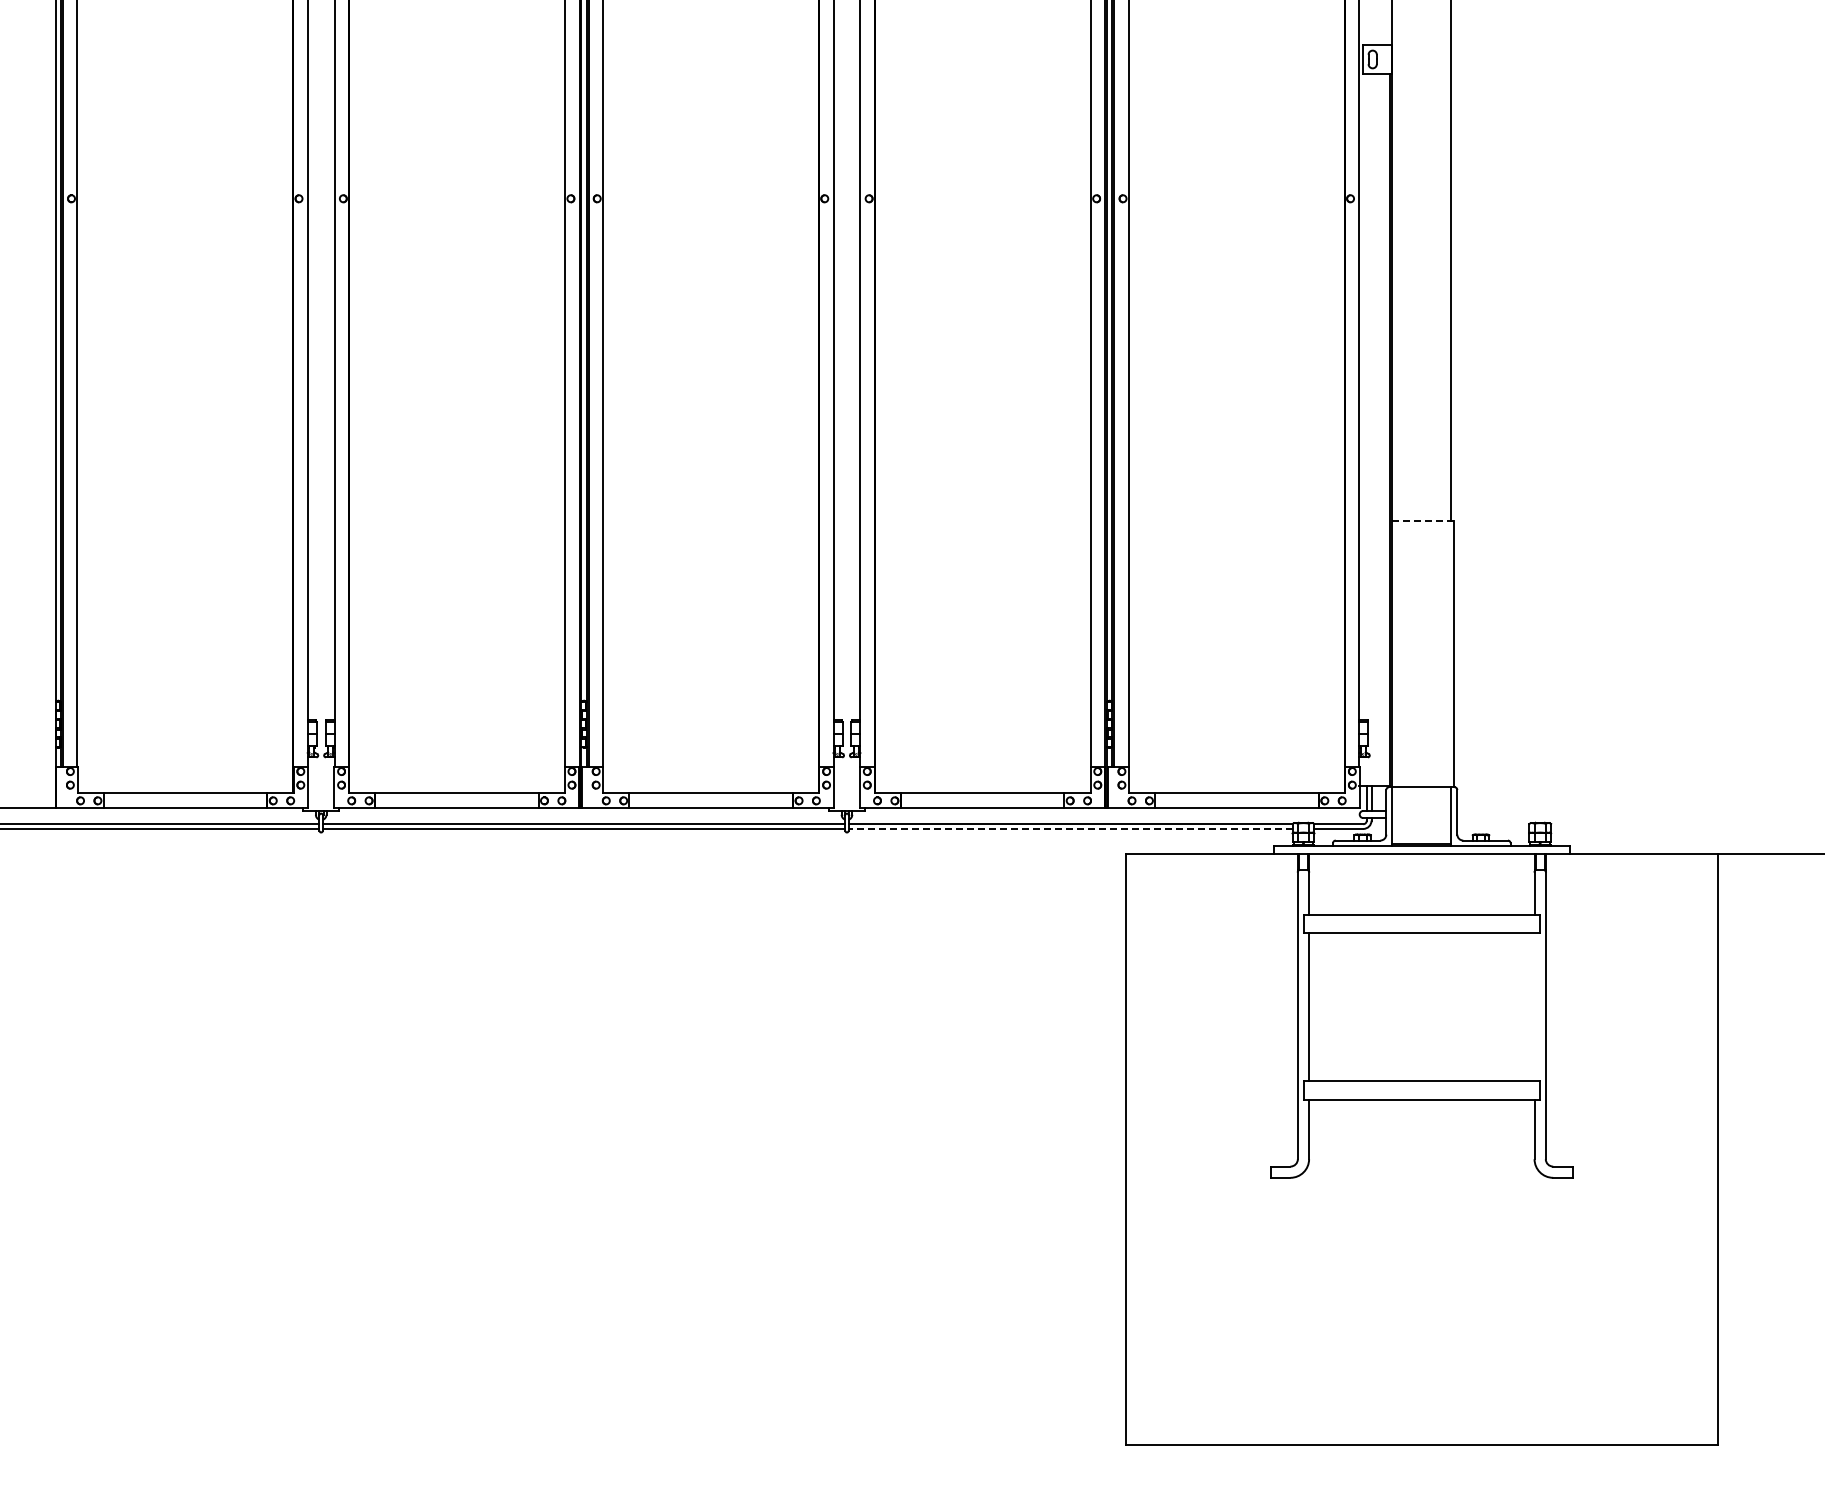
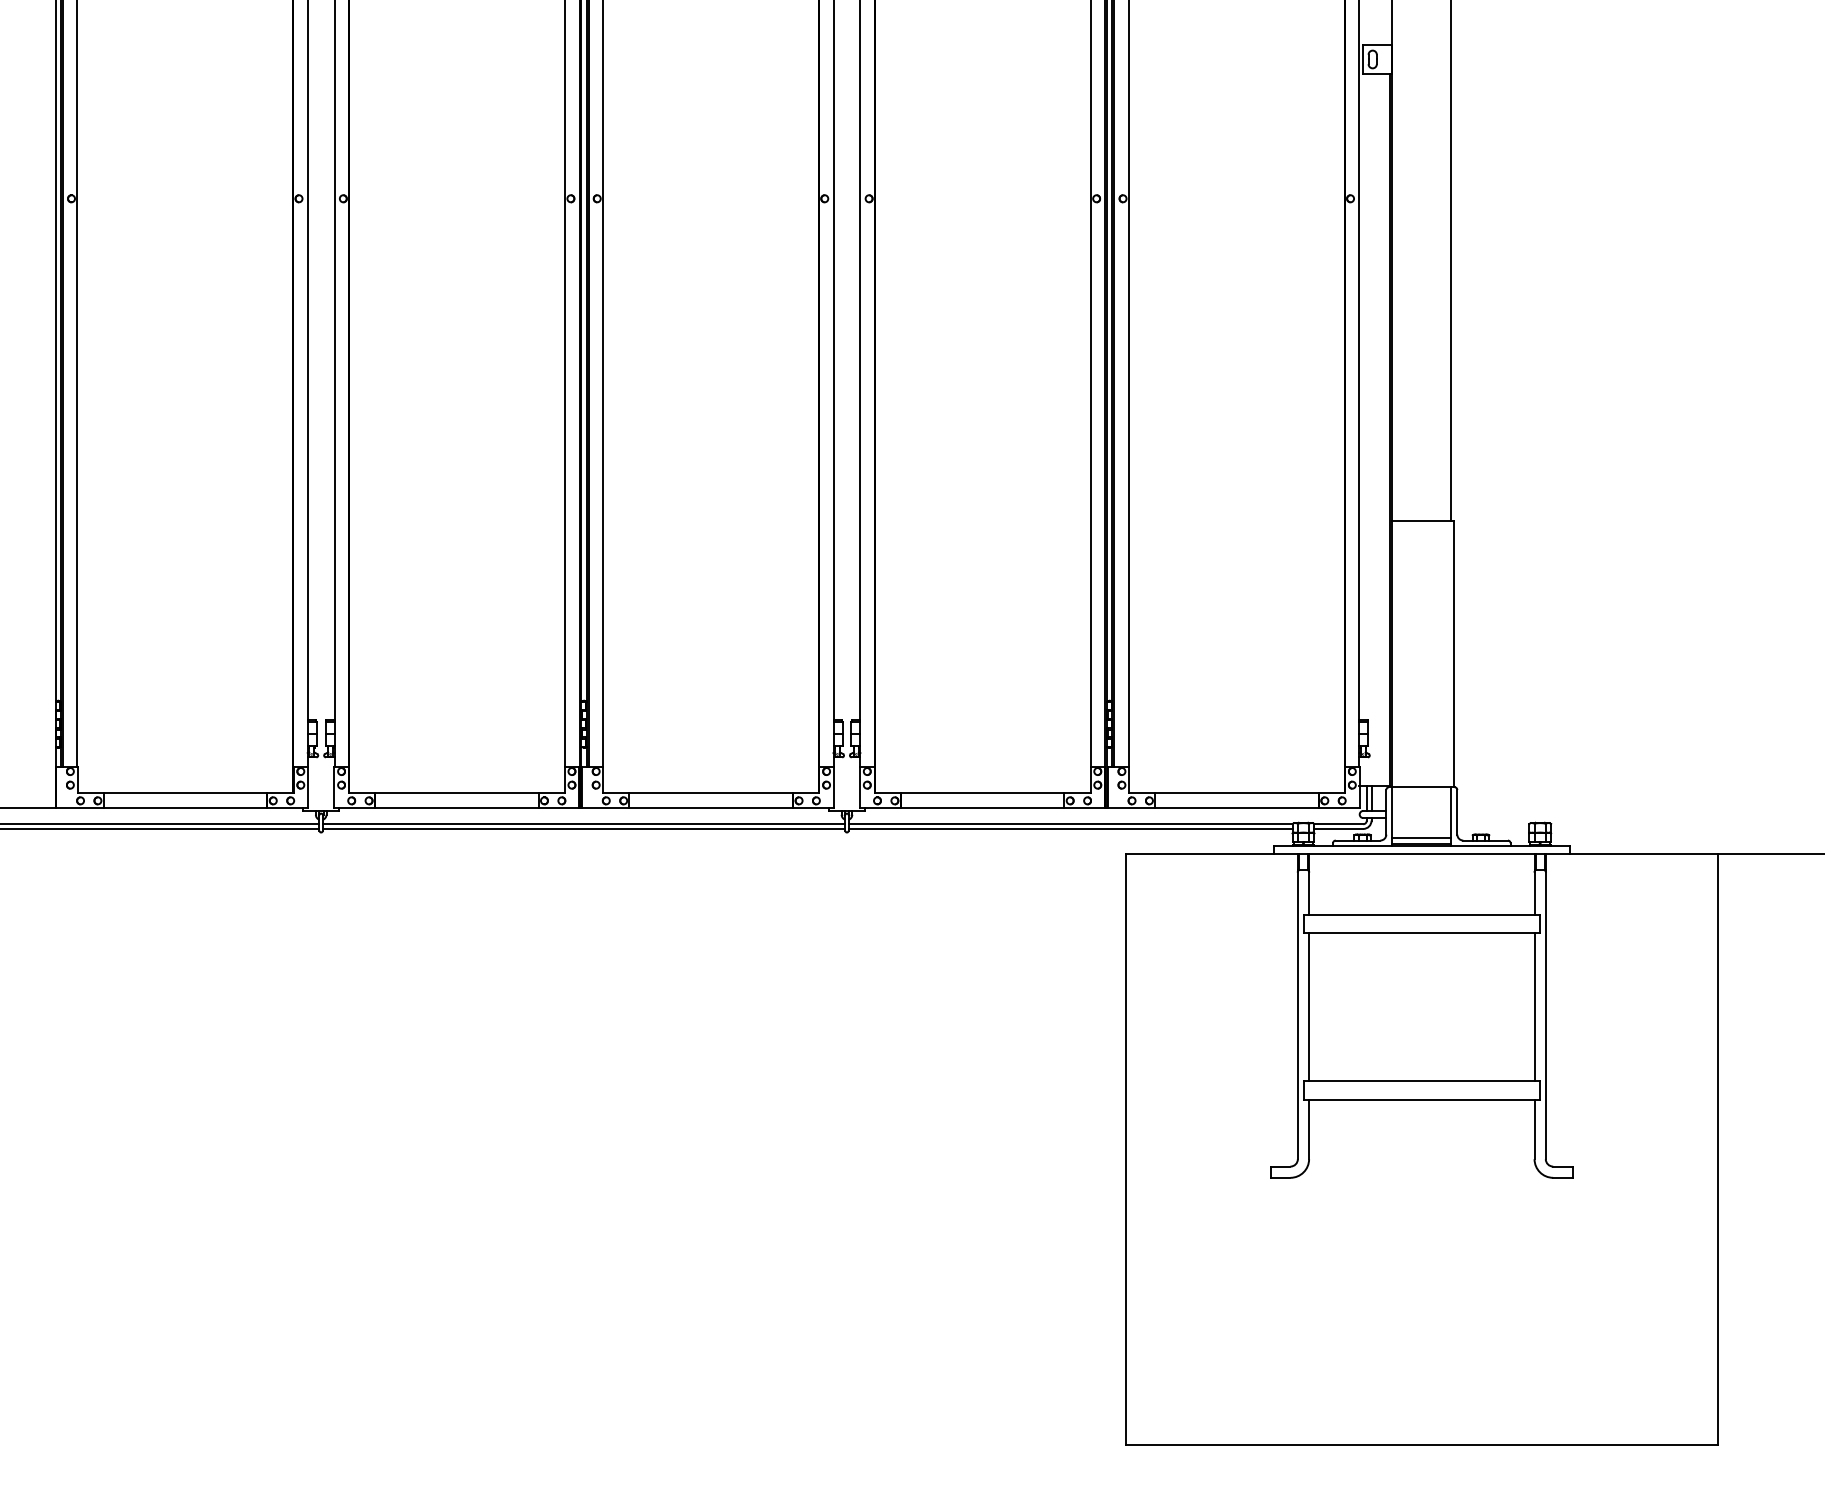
line: dashed -> solid (1422, 521)
line: dashed -> solid (1070, 828)
line: none -> present (1421, 837)
line: none -> present (1534, 1007)
